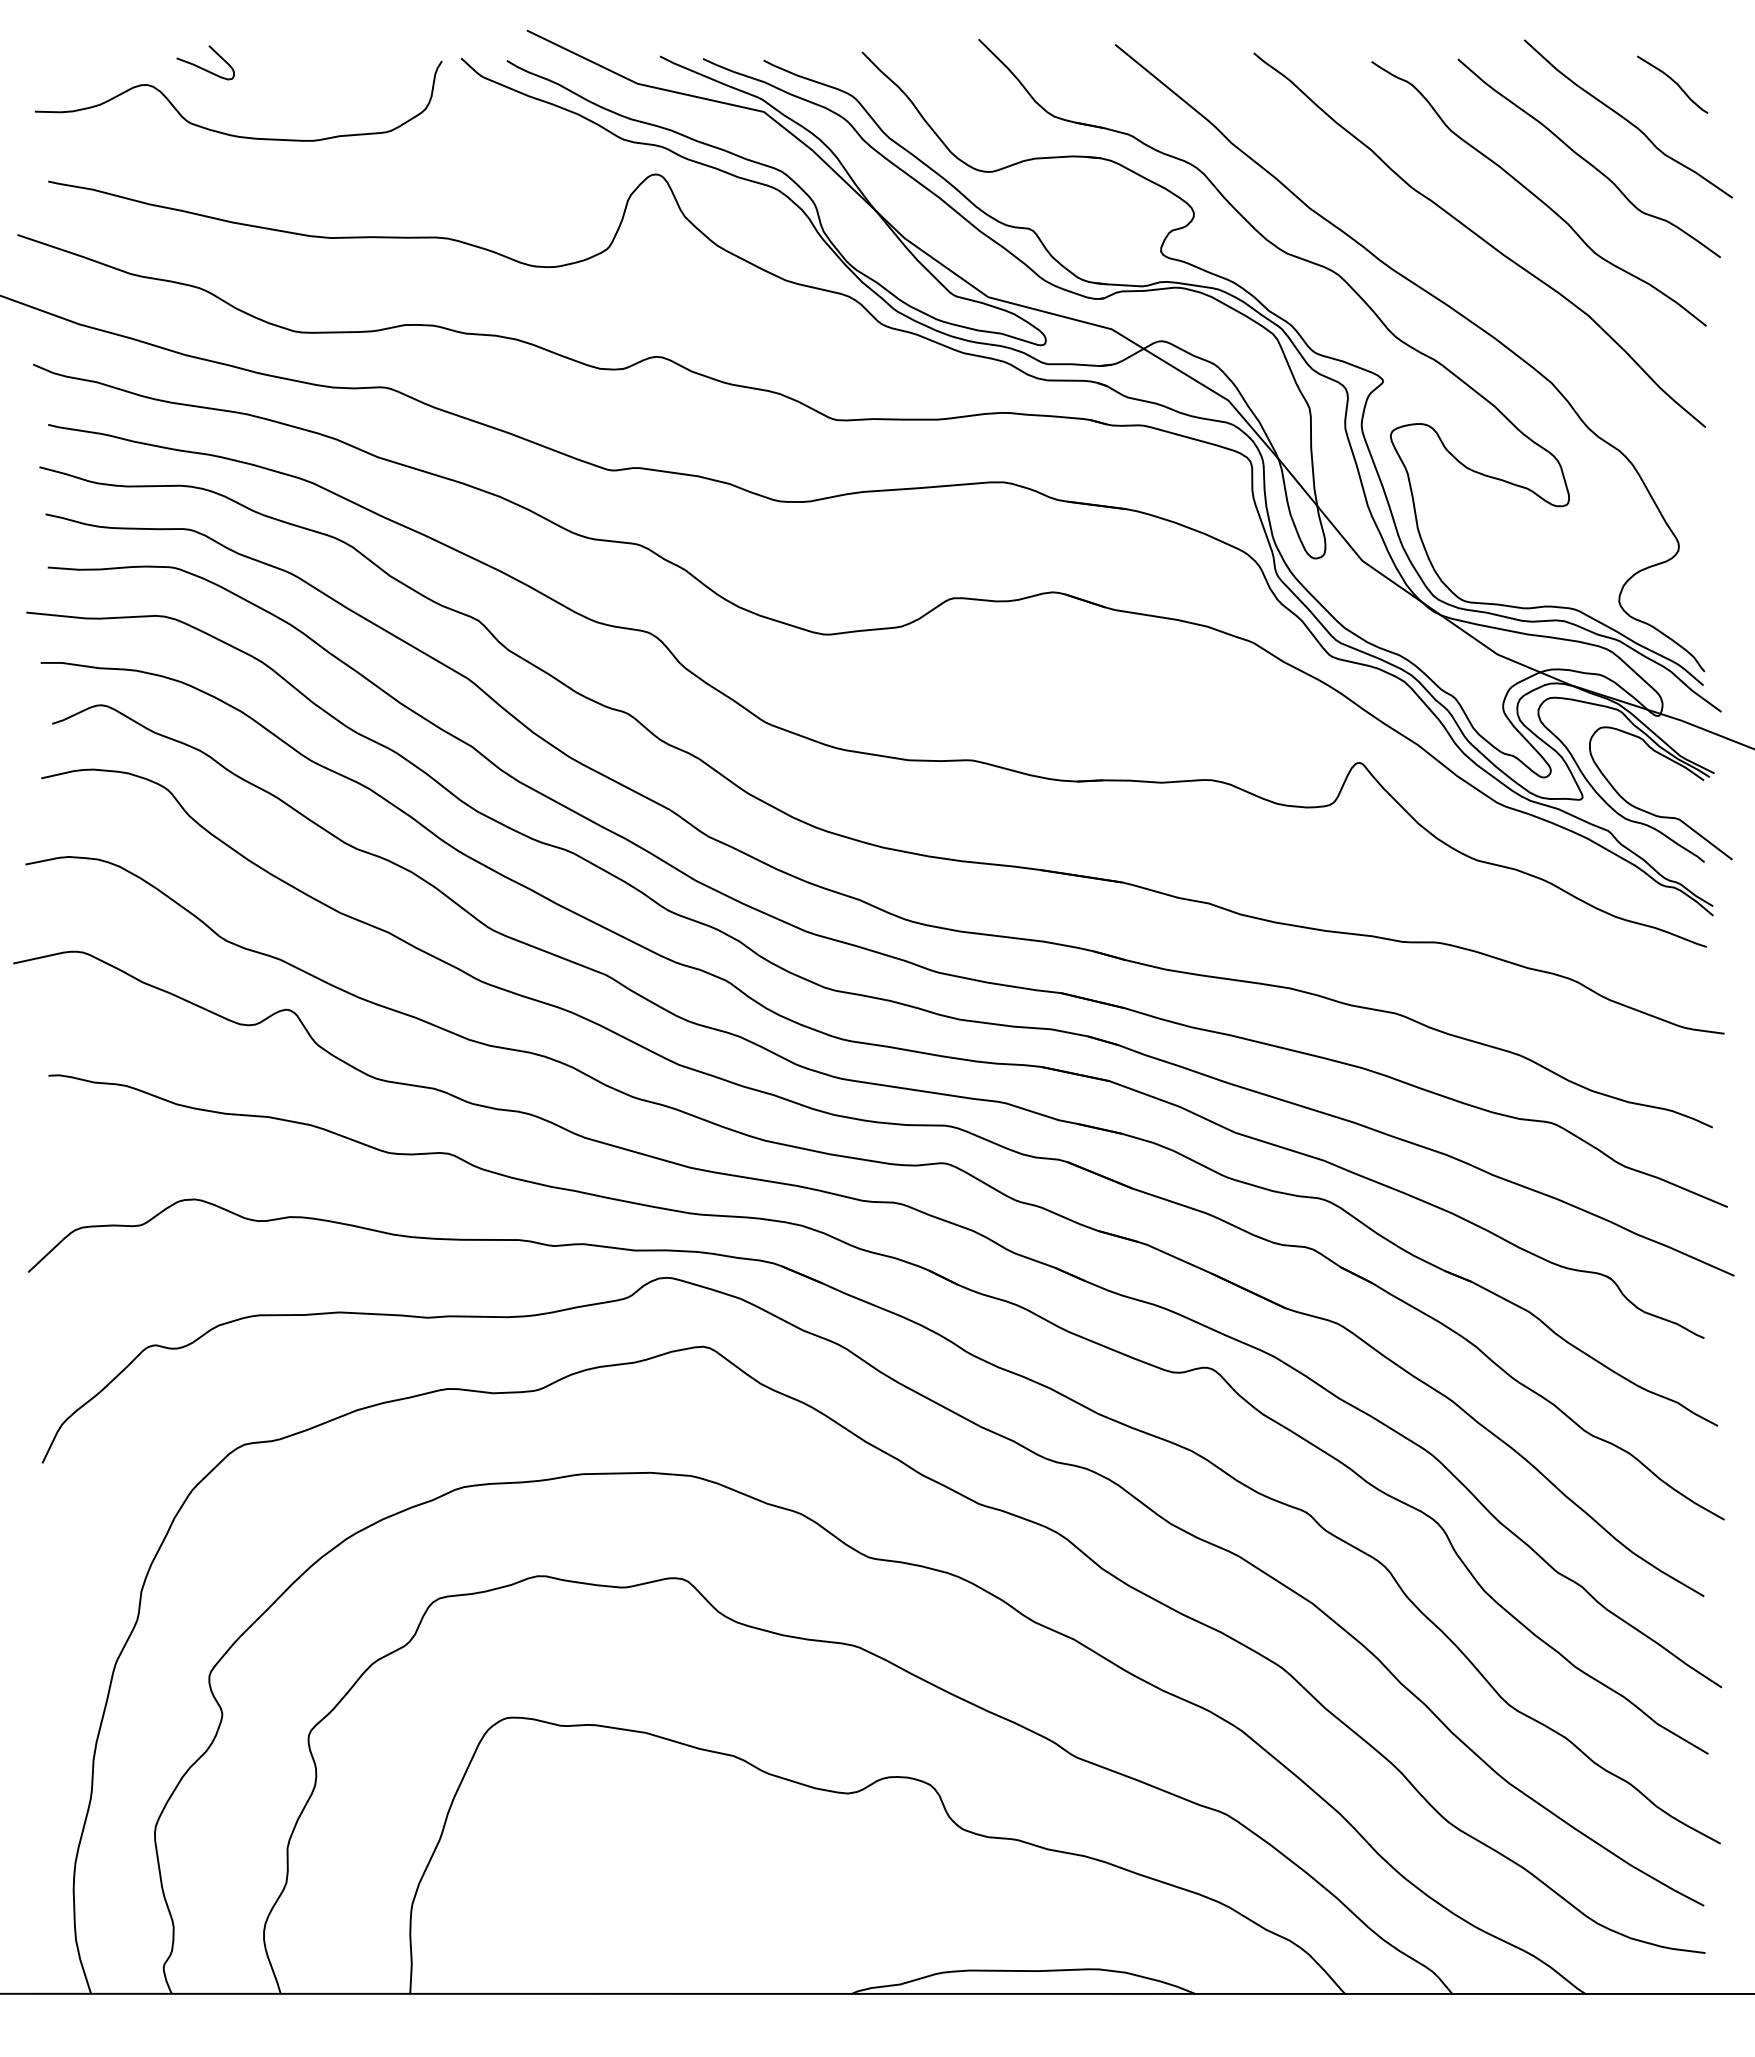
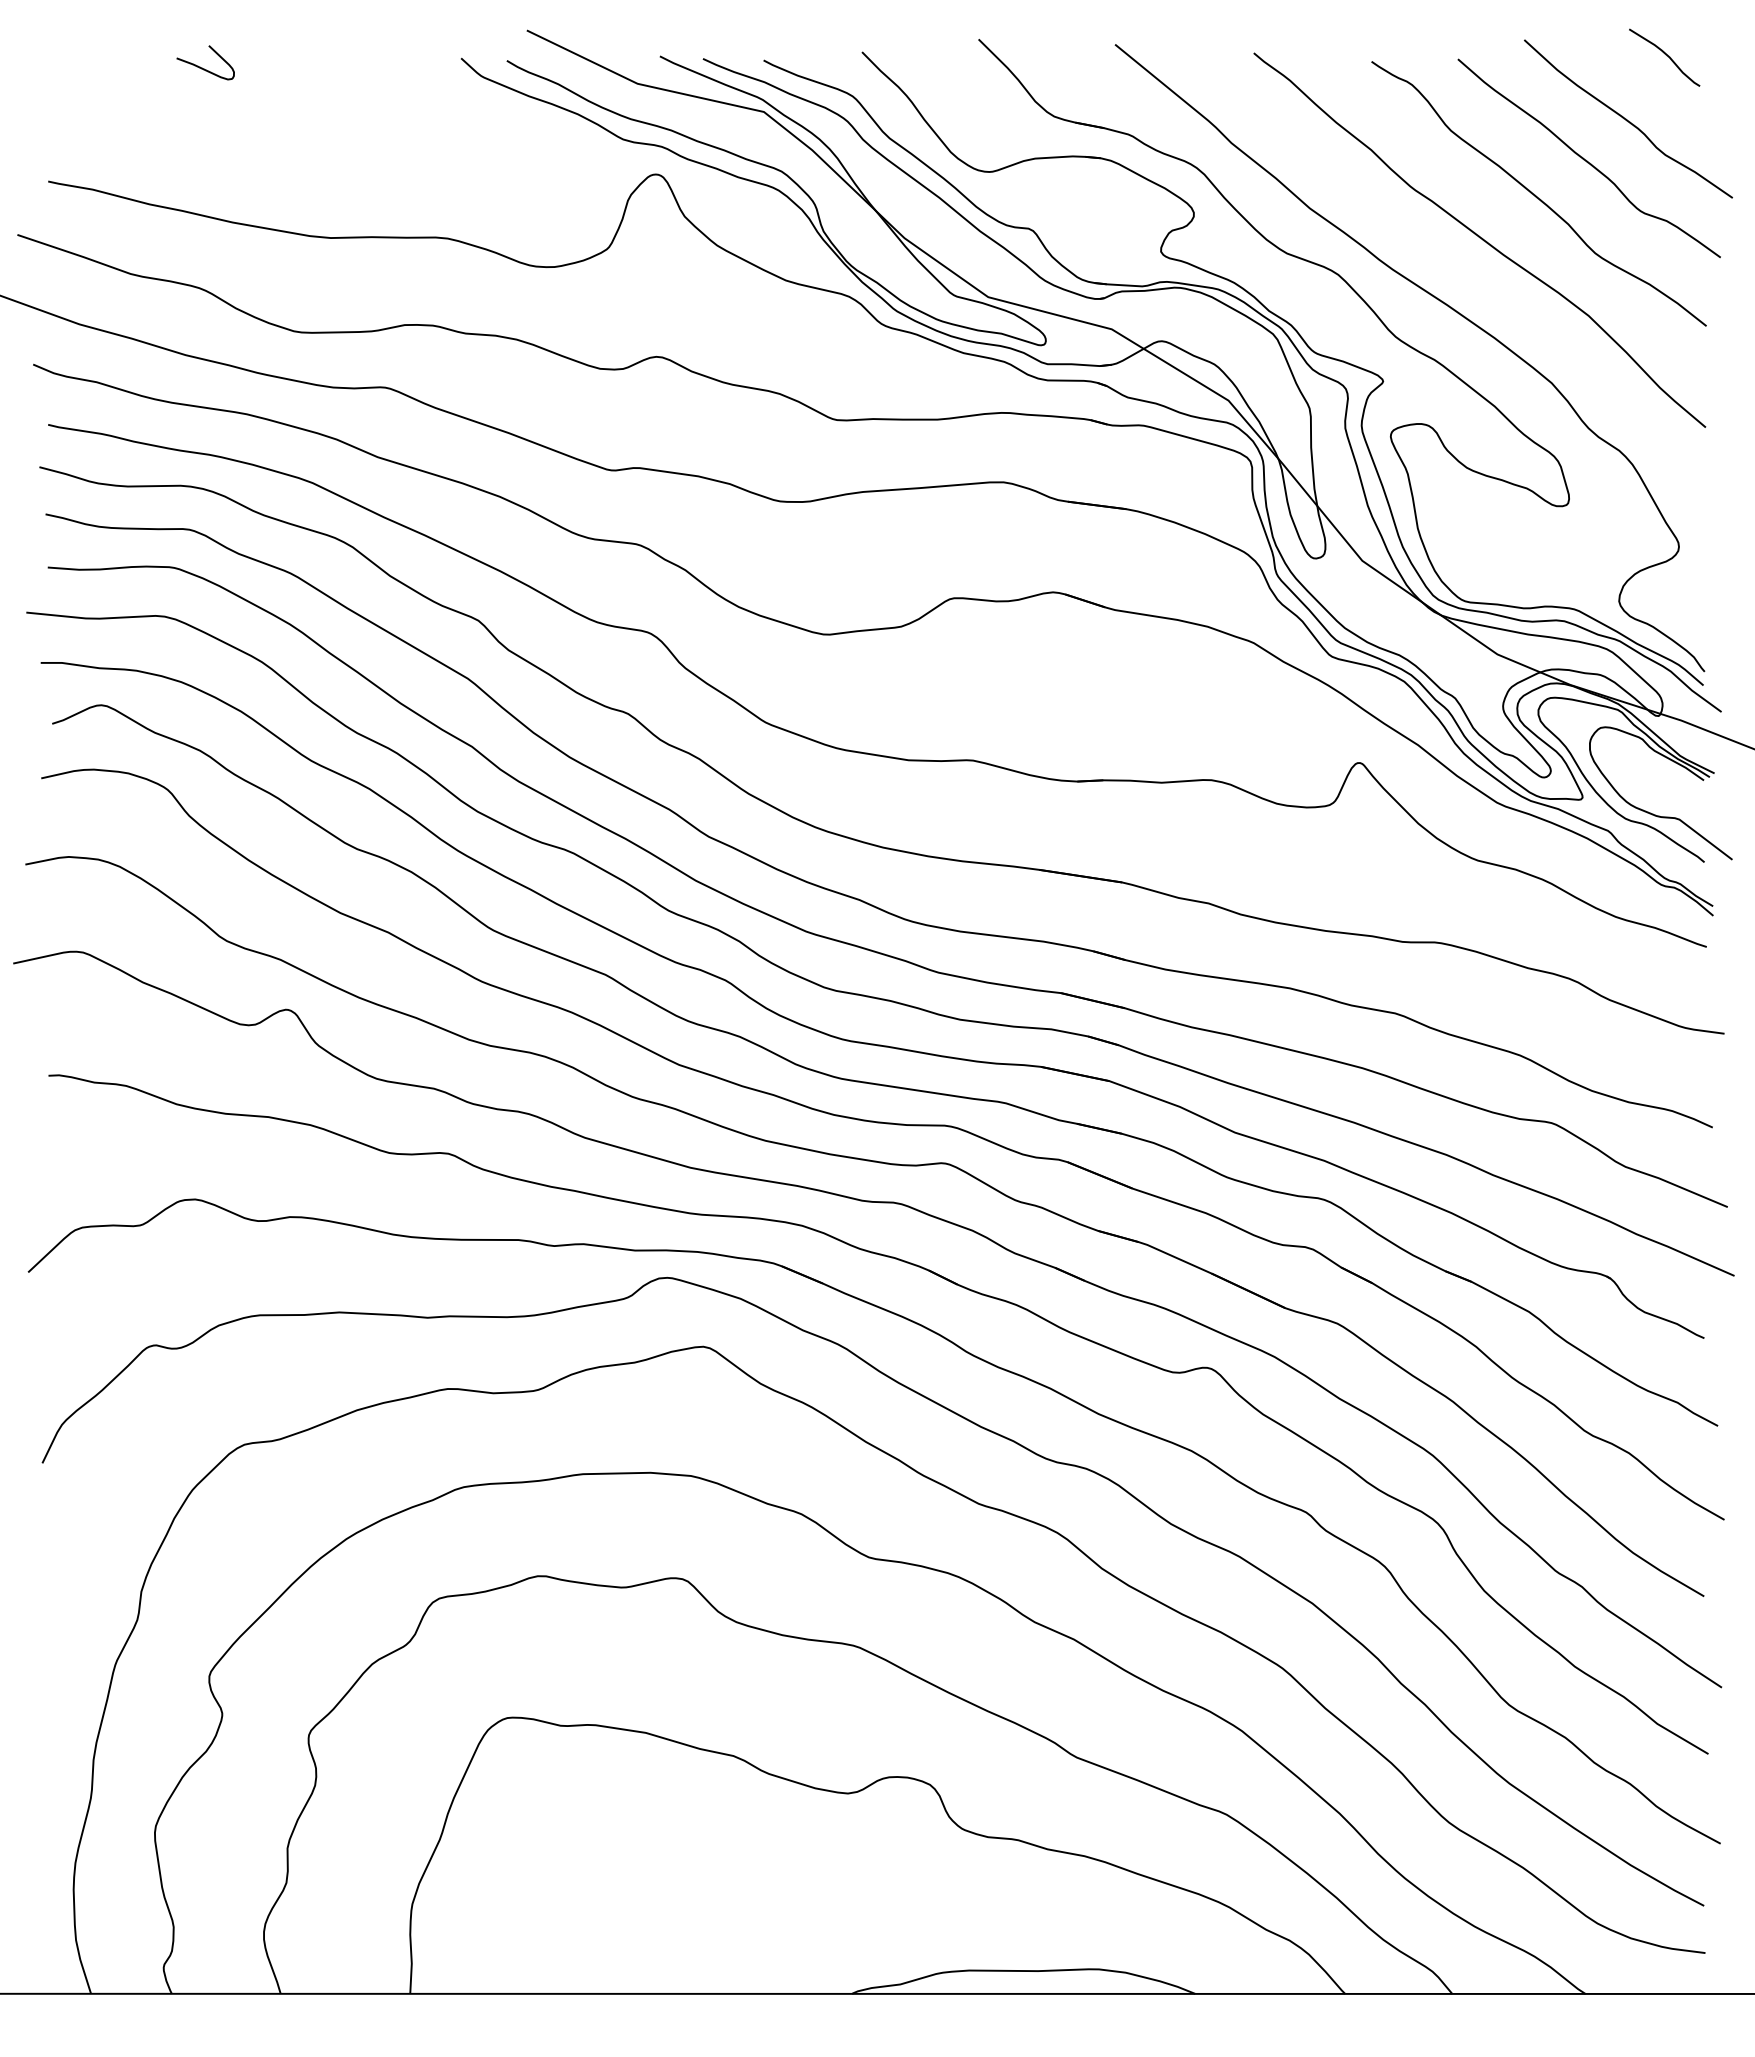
curve position: (1673, 82) -> (1665, 55) (1665, 55)
curve: present -> none (233, 134)
